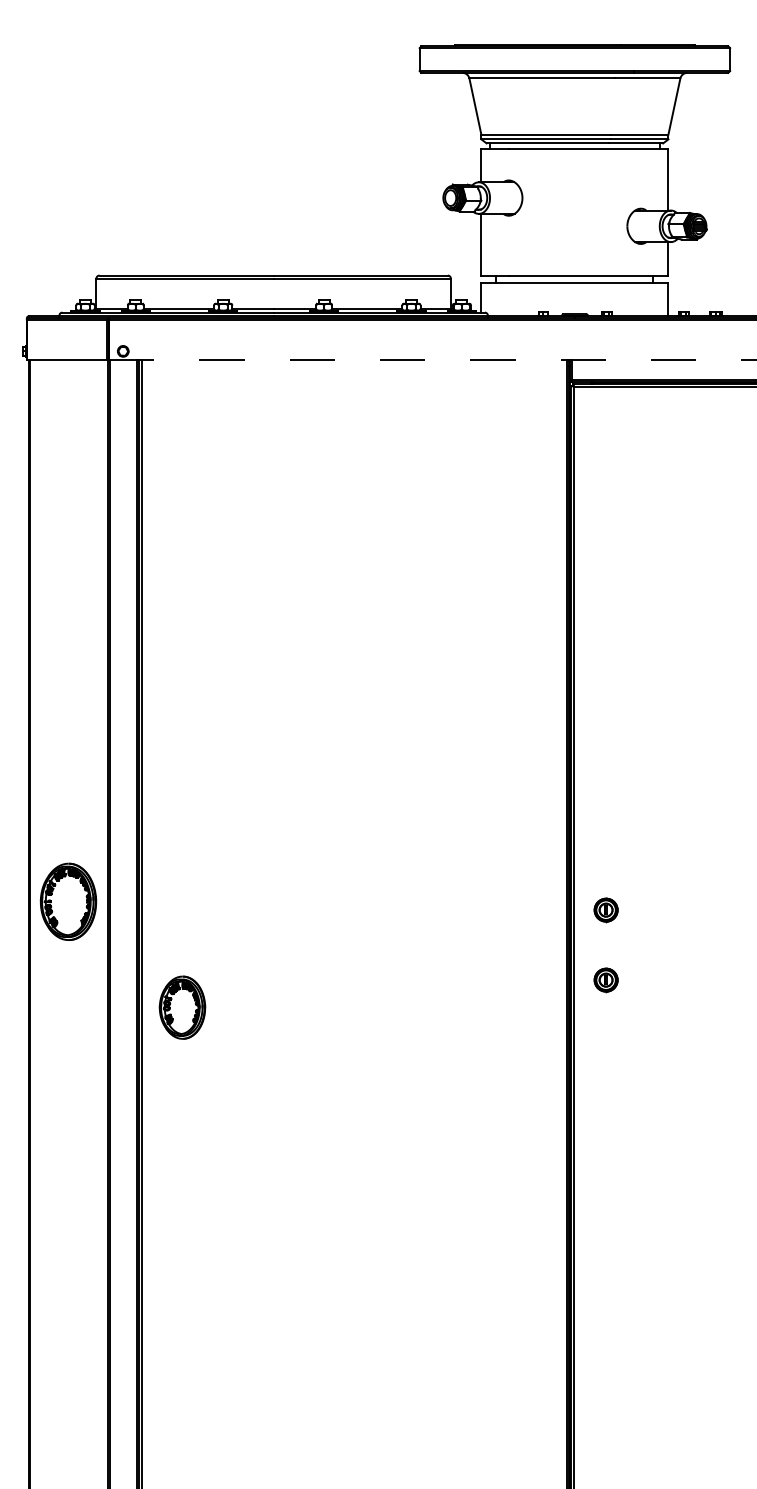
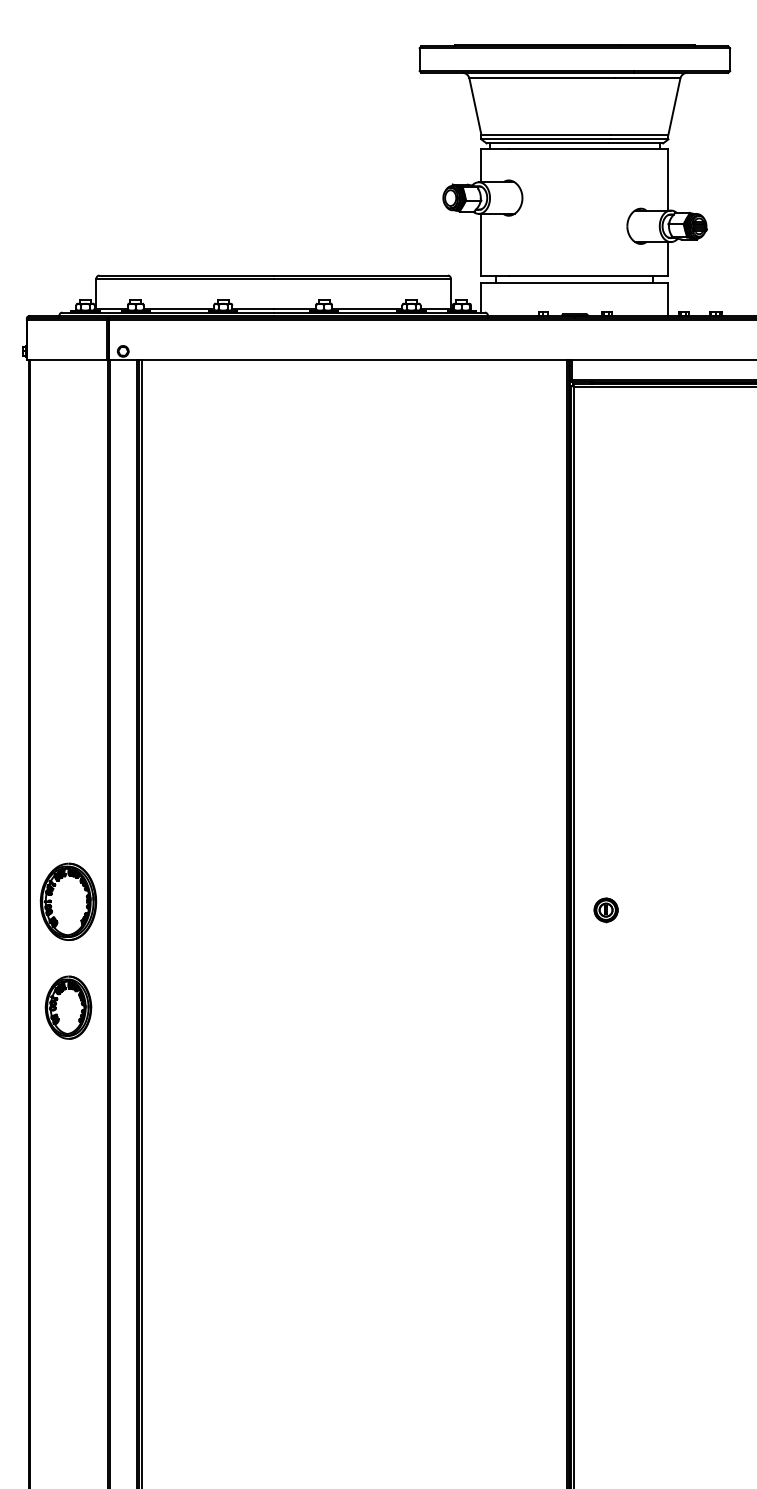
line: dashed -> solid (432, 360)
part: present -> none (605, 980)
part position: (182, 1007) -> (68, 1007) (68, 1007)
